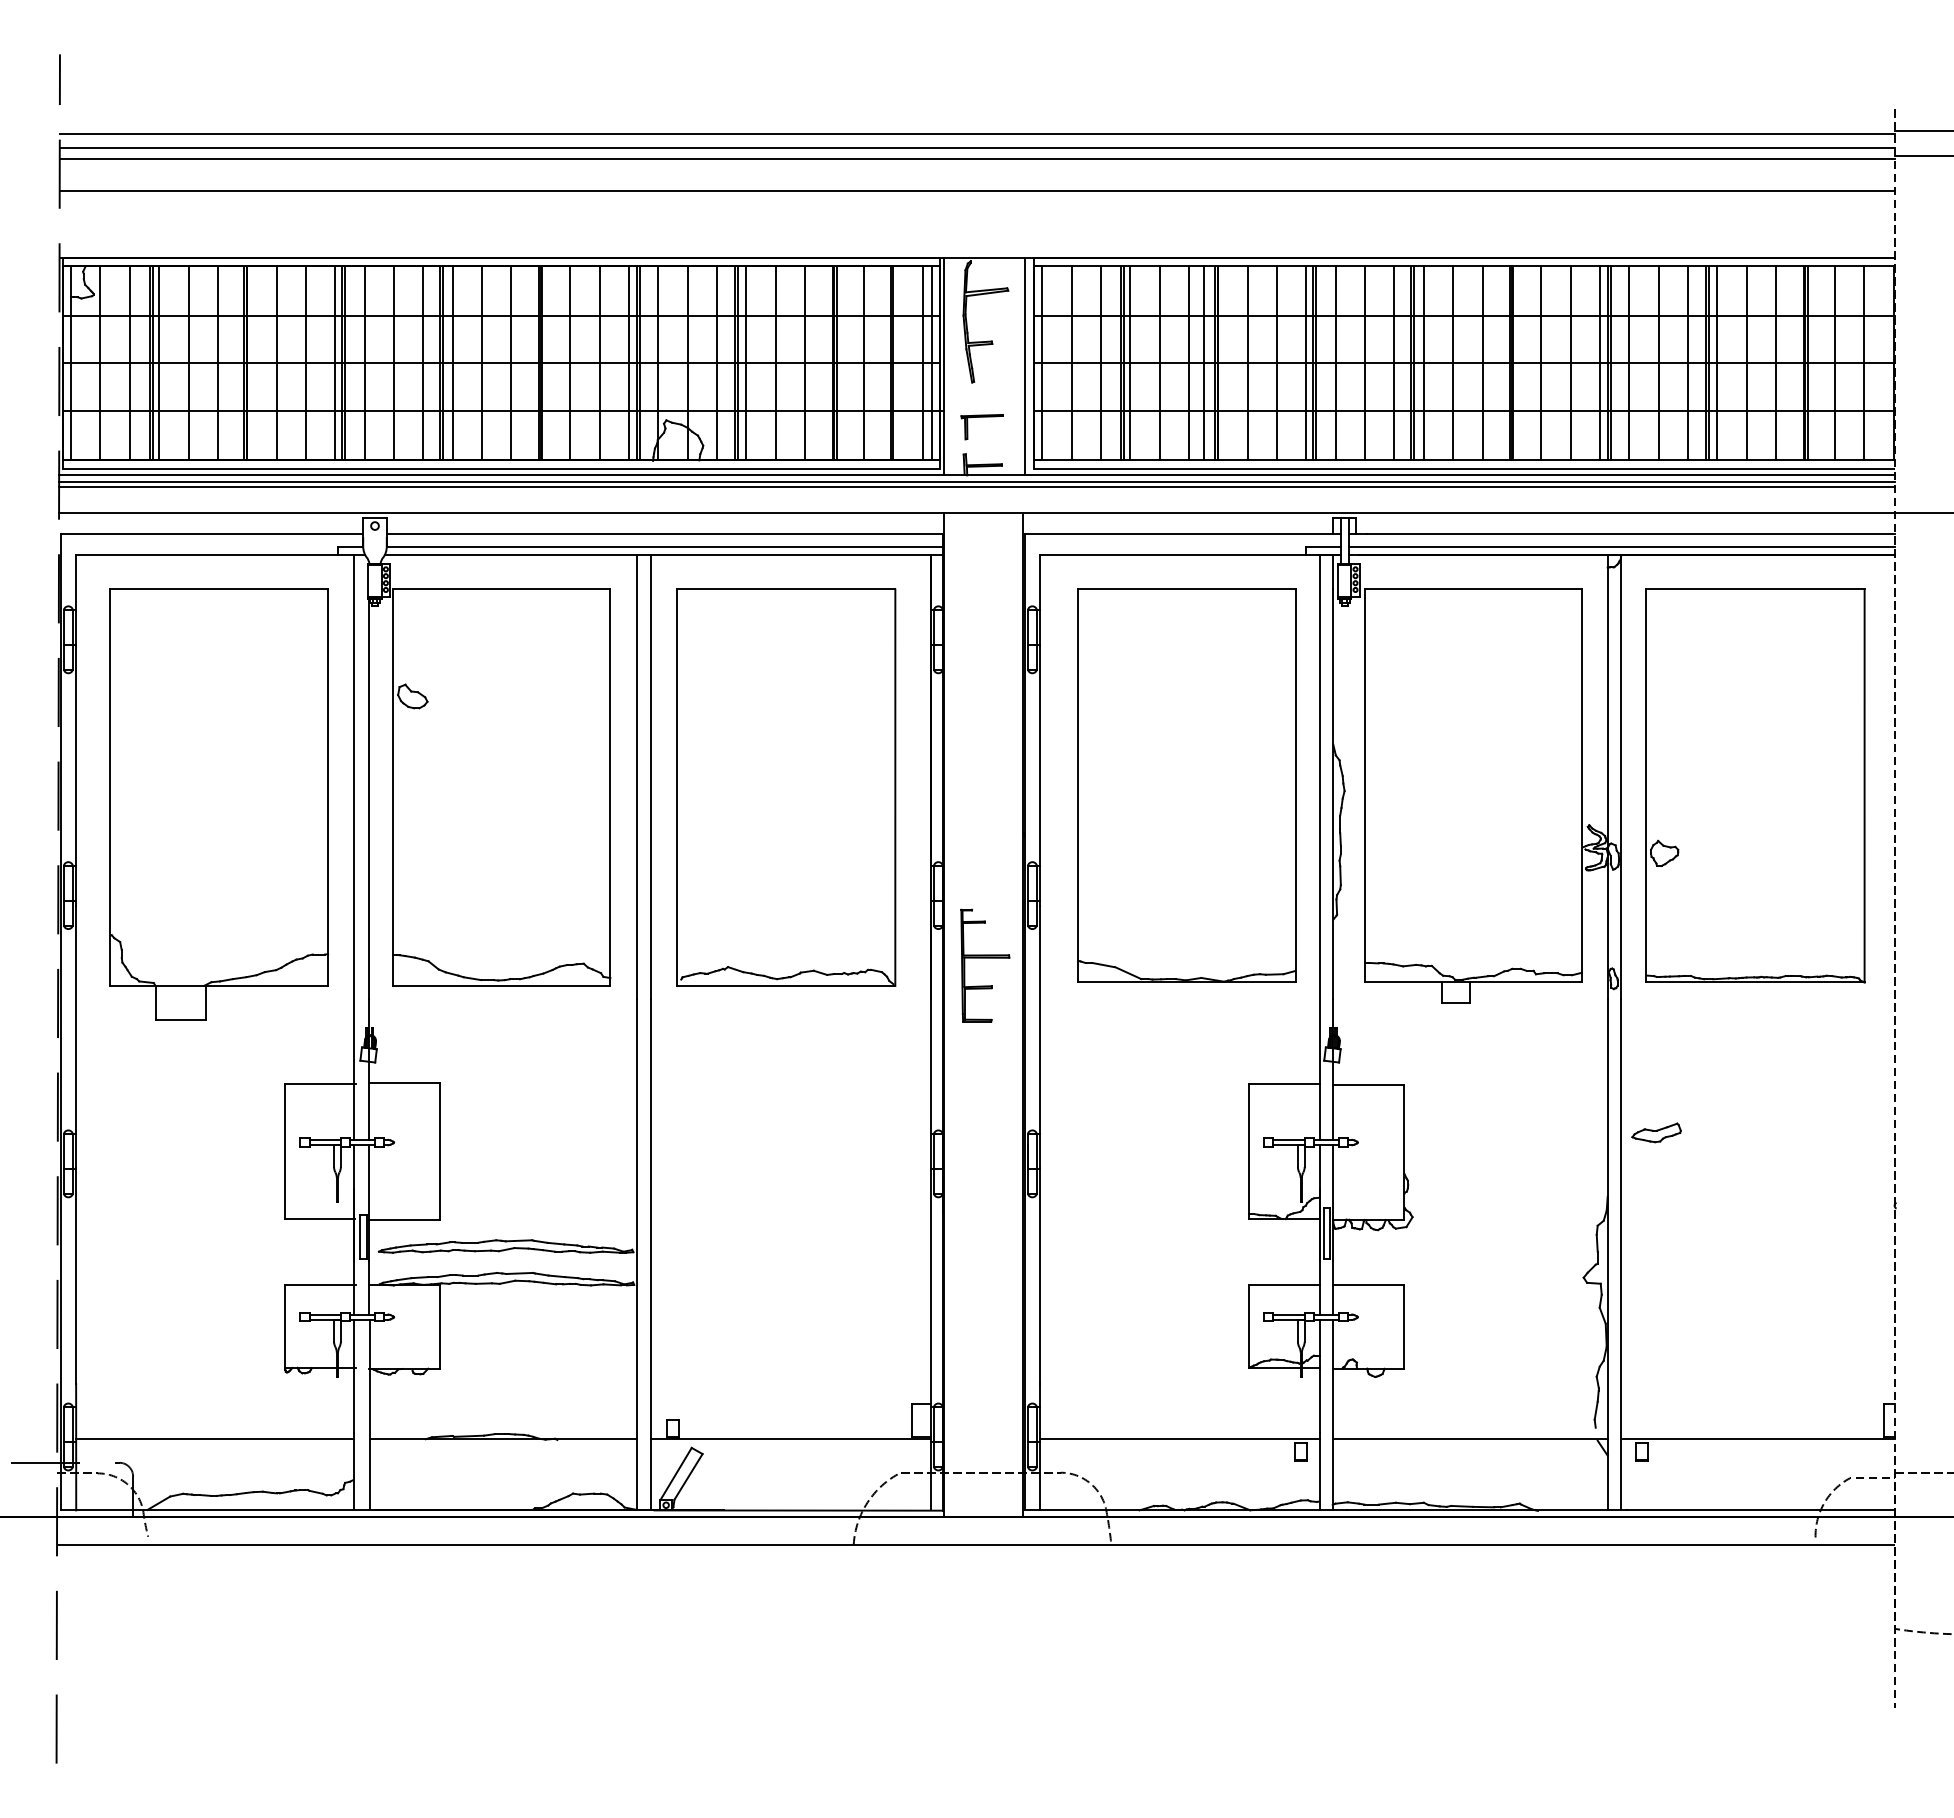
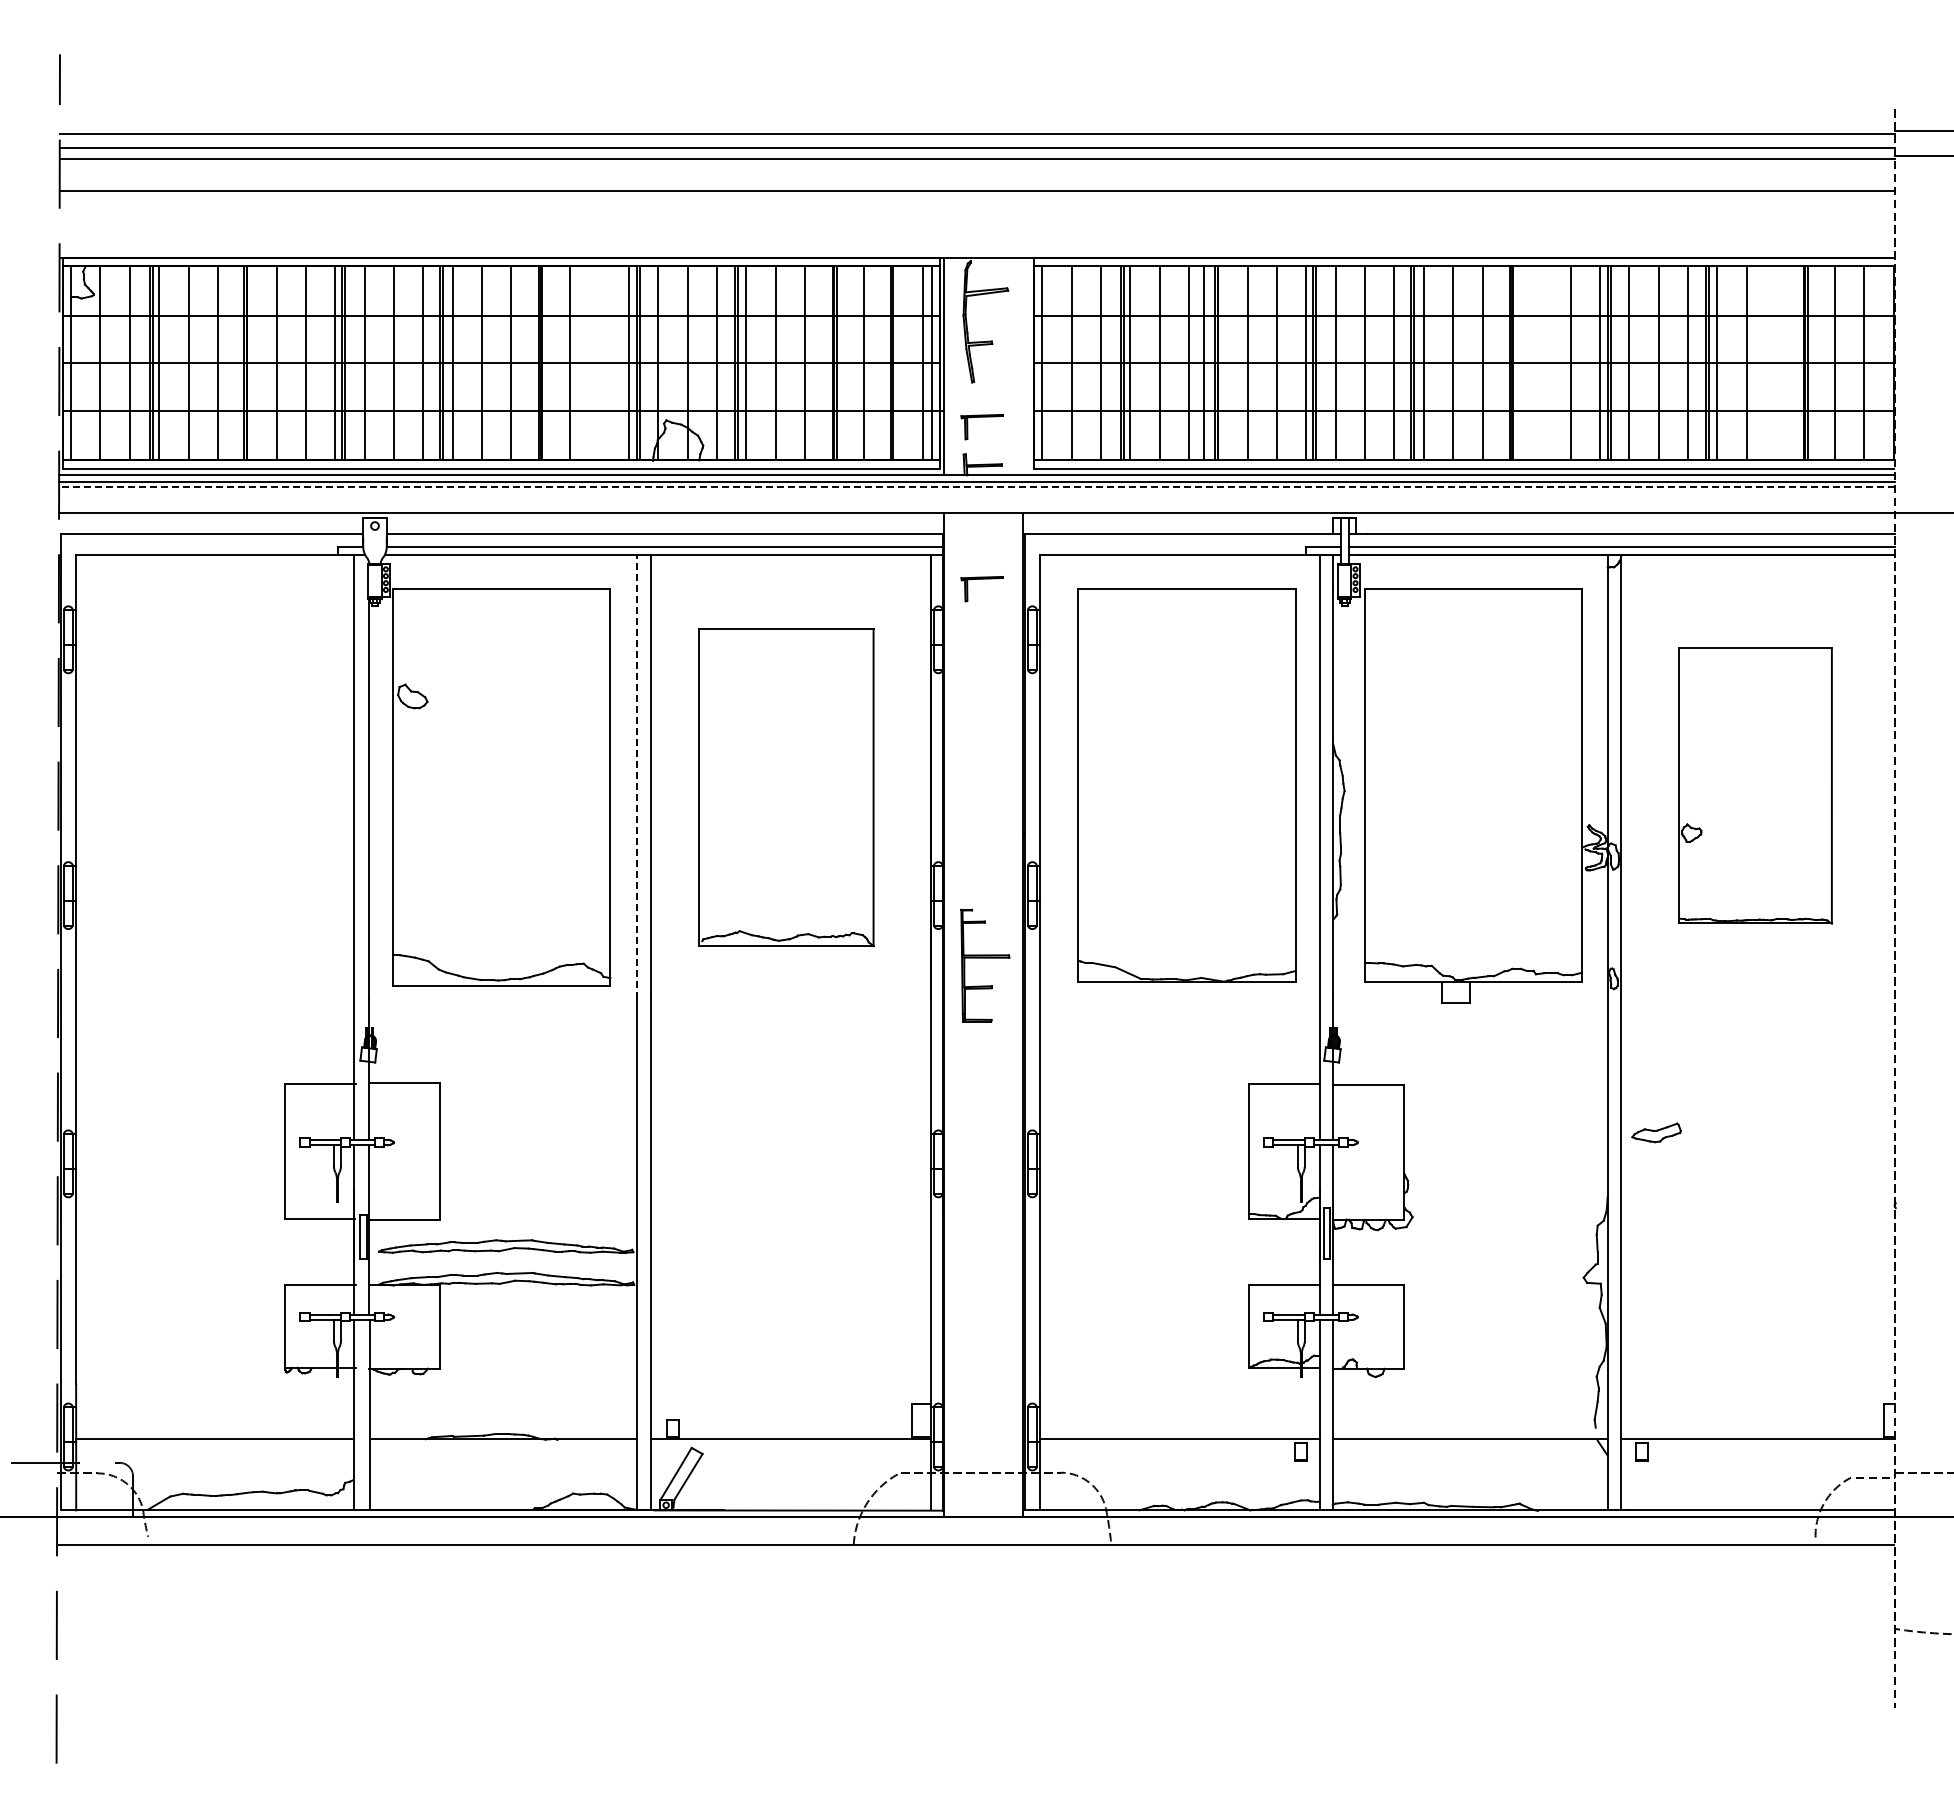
line: present -> none (599, 363)
line: present -> none (1541, 363)
line: present -> none (1776, 363)
line: present -> none (1024, 366)
line: solid -> dashed (976, 487)
part: none -> present (981, 579)
line: solid -> dashed (637, 777)
part size: 221x396 px -> 155x278 px (1755, 785)
part size: 221x399 px -> 177x320 px (786, 787)
part: present -> none (218, 804)
